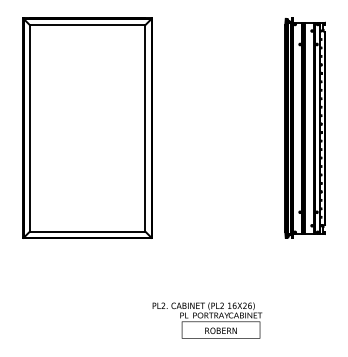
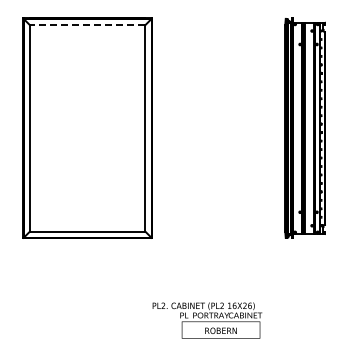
line: solid -> dashed (87, 25)
